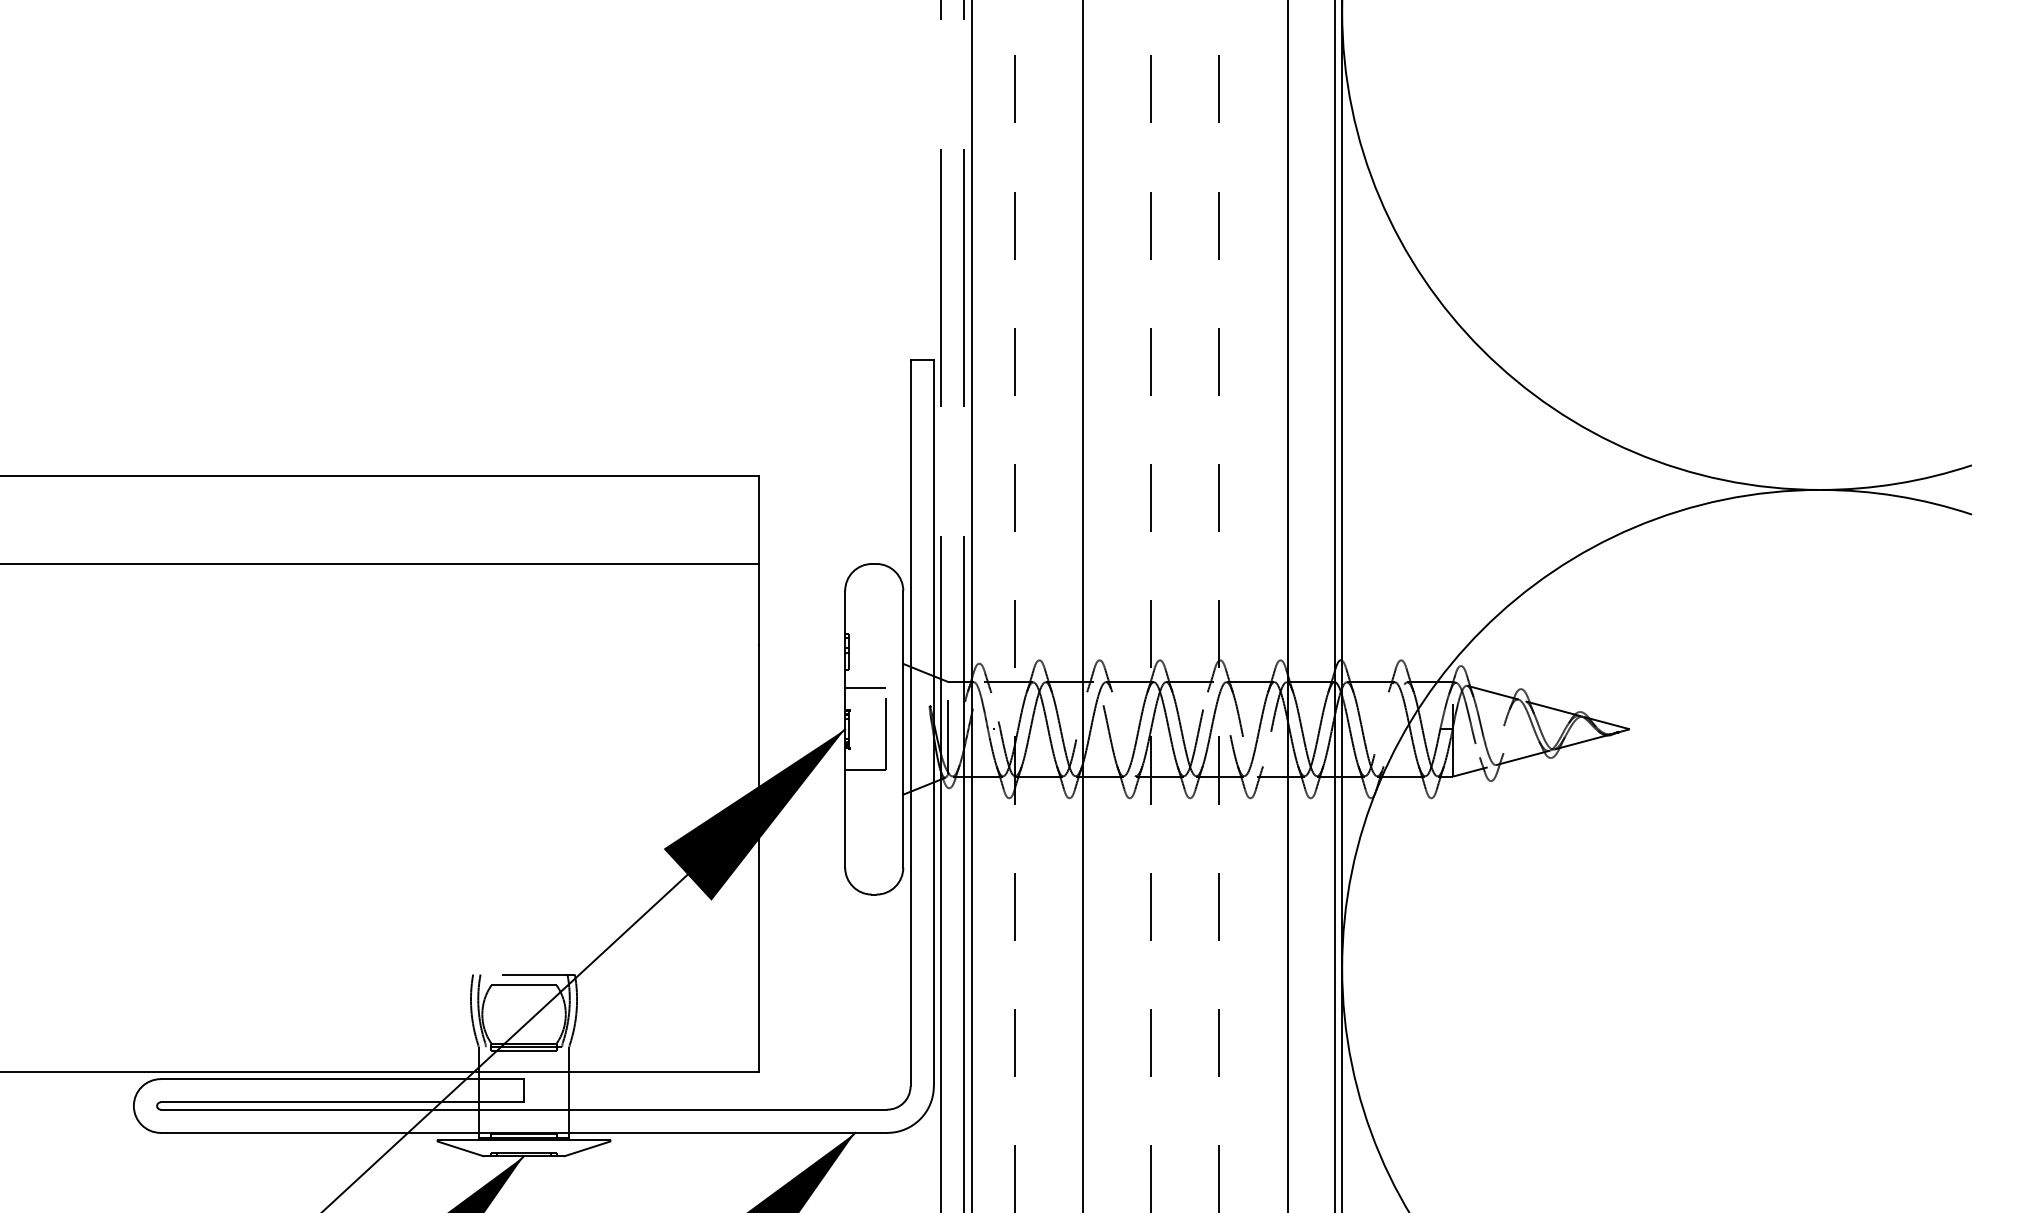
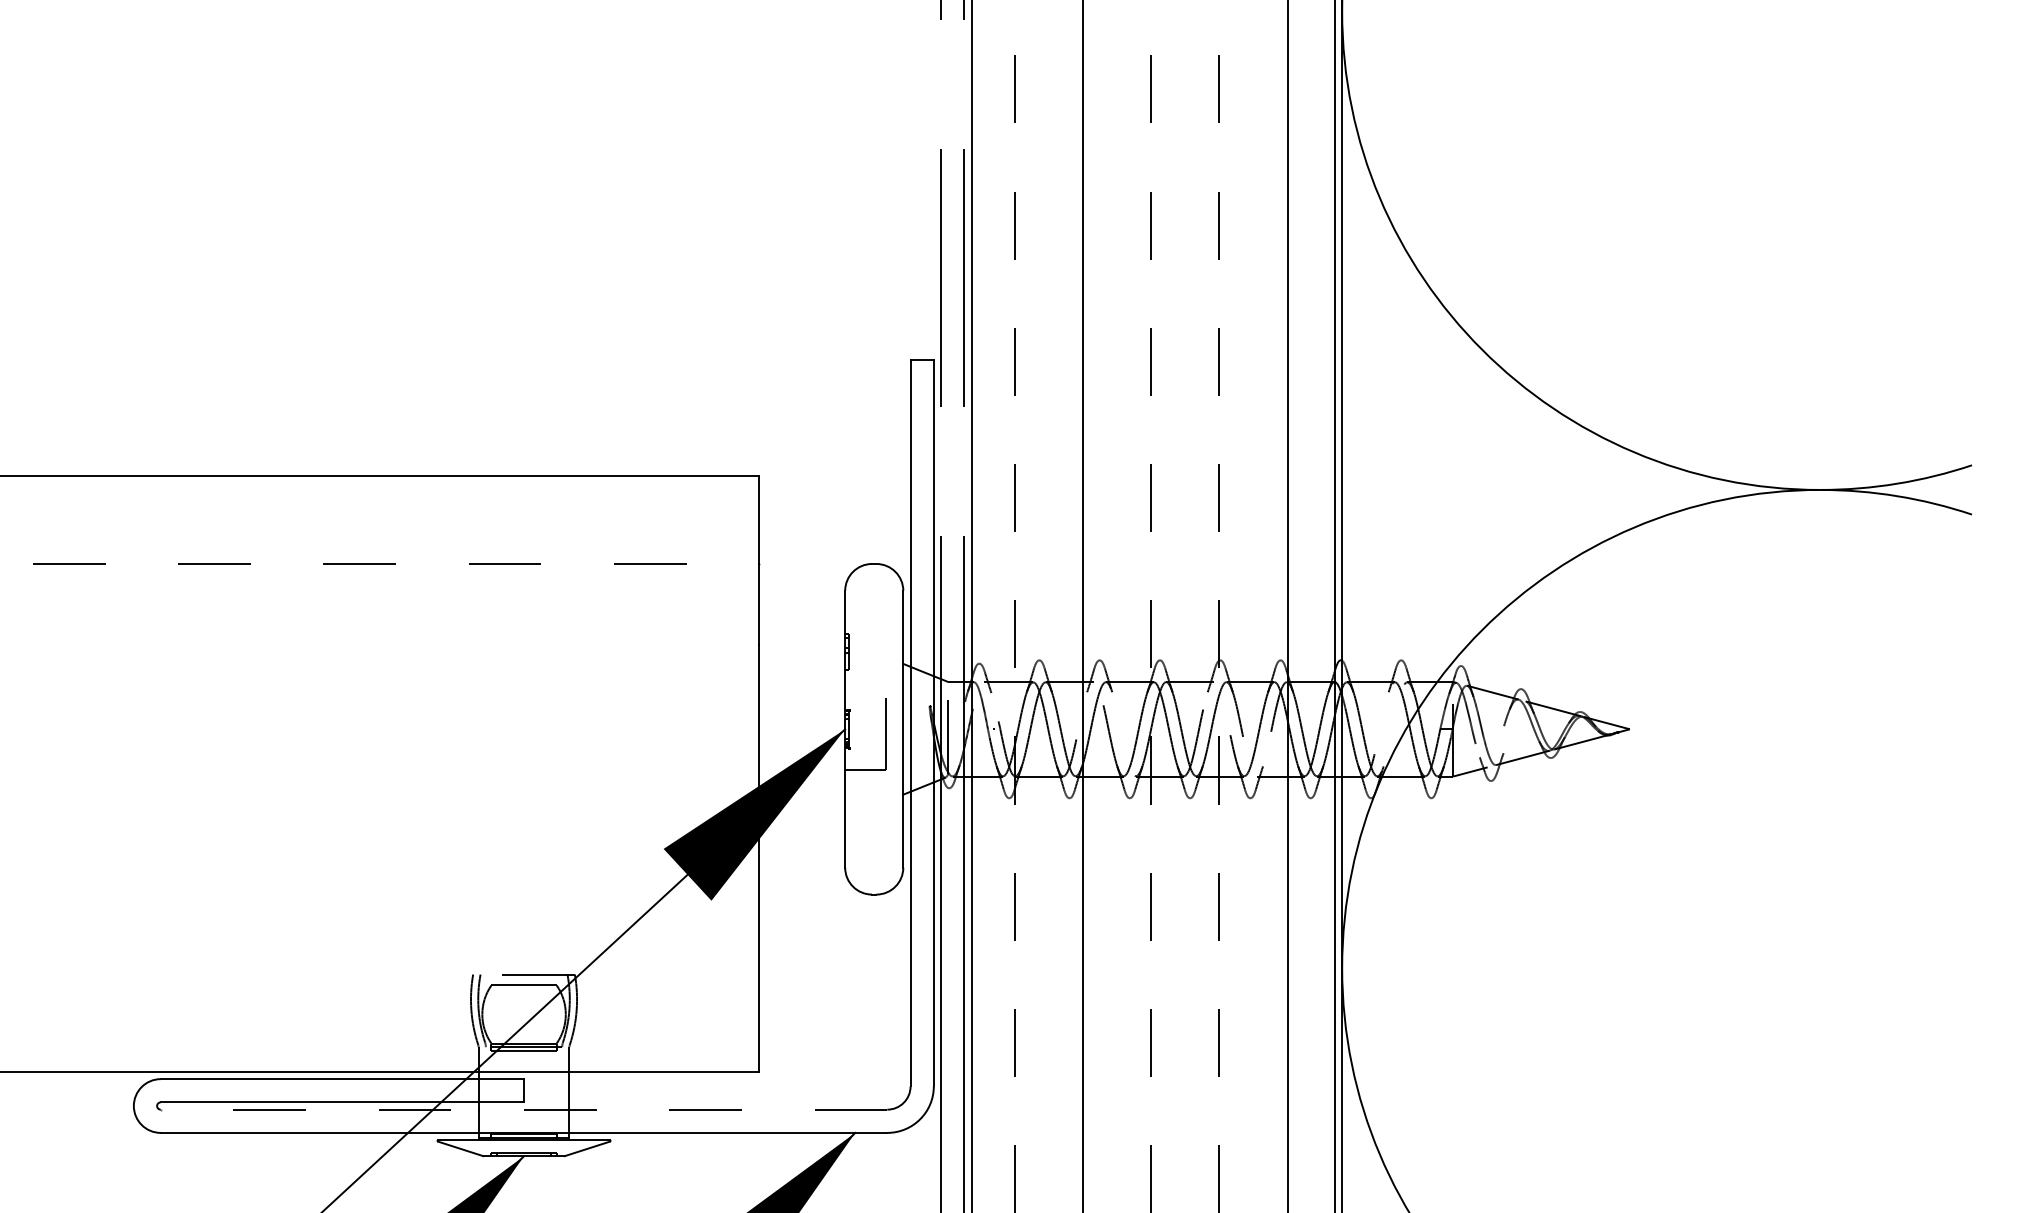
line: solid -> dashed (380, 564)
line: present -> none (865, 688)
line: solid -> dashed (523, 1109)
